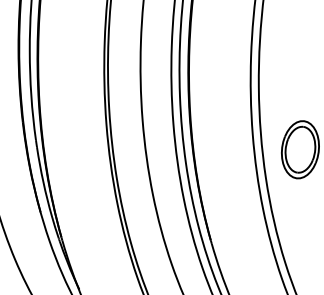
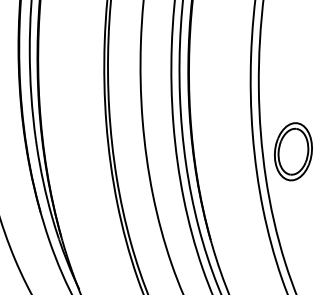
part position: (300, 149) -> (293, 151) (293, 151)
